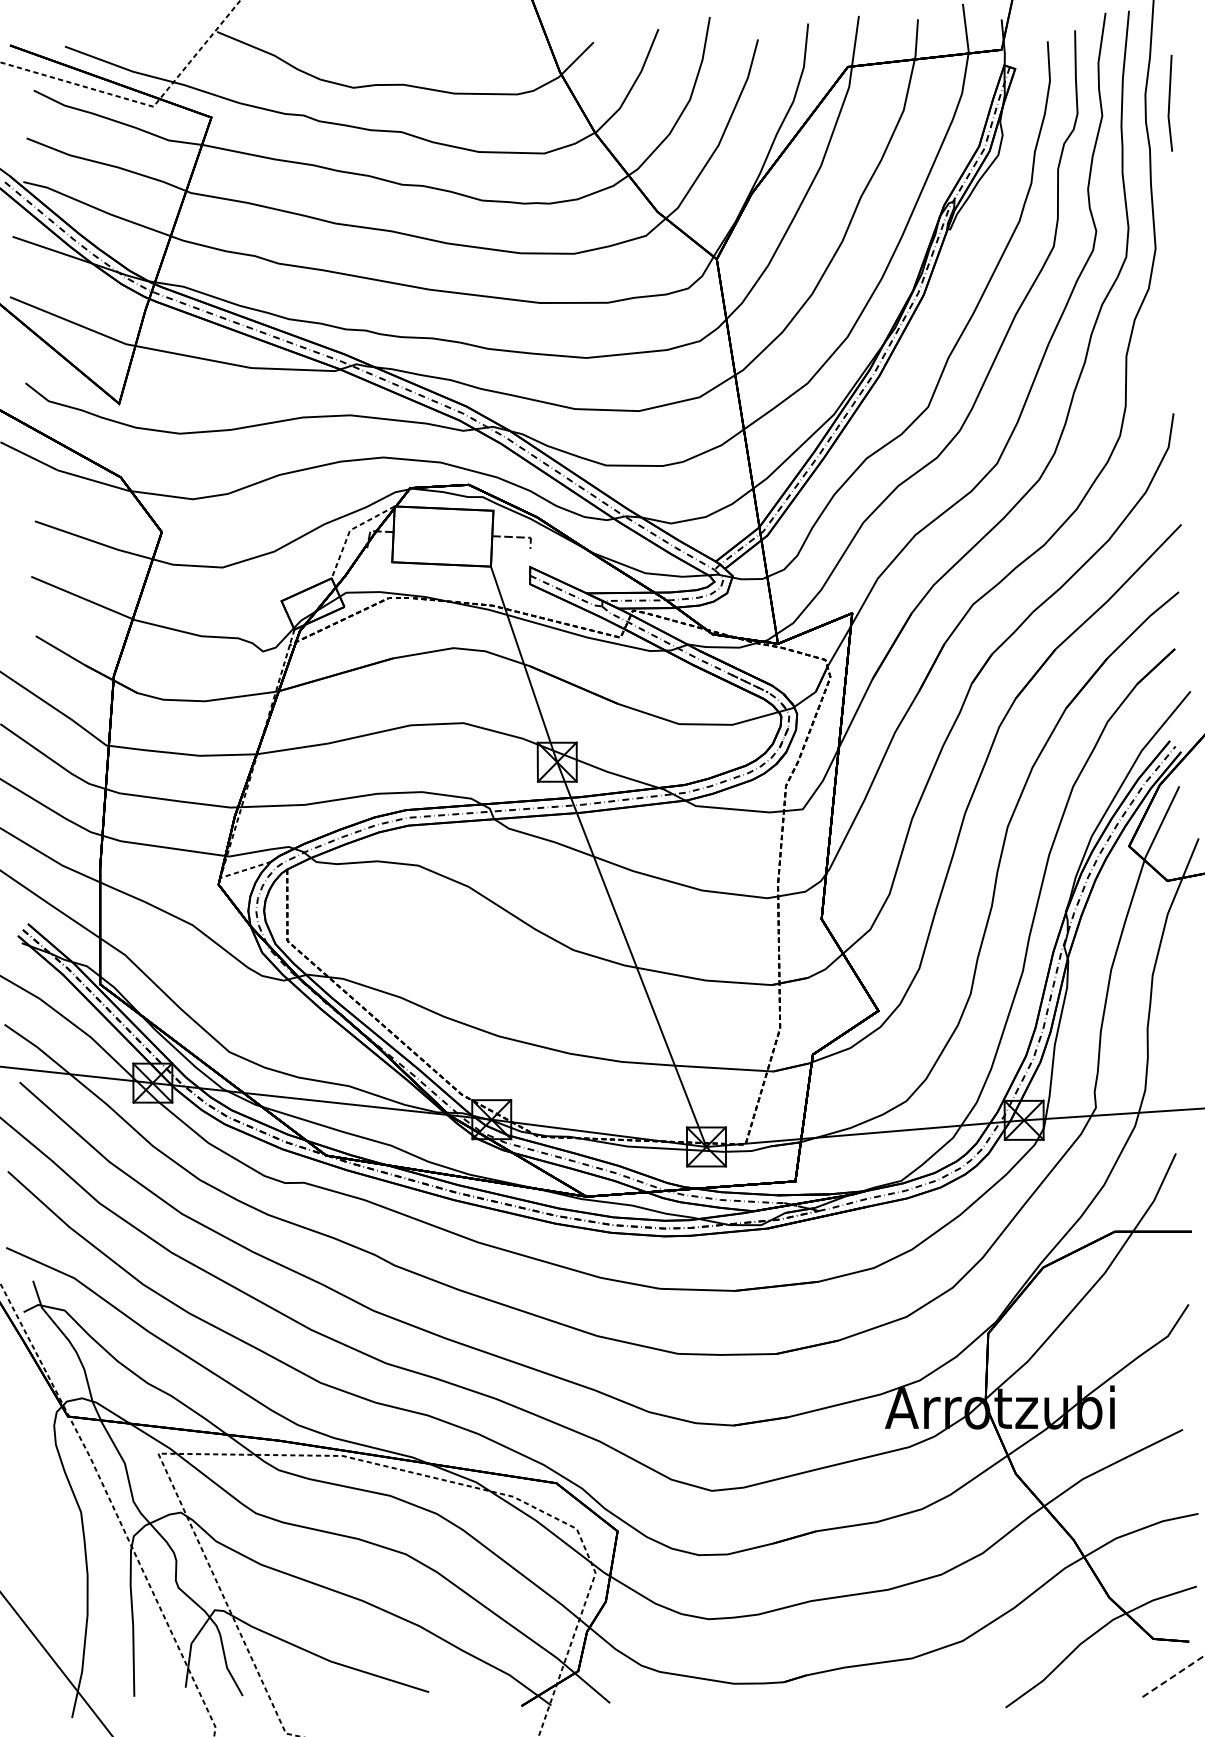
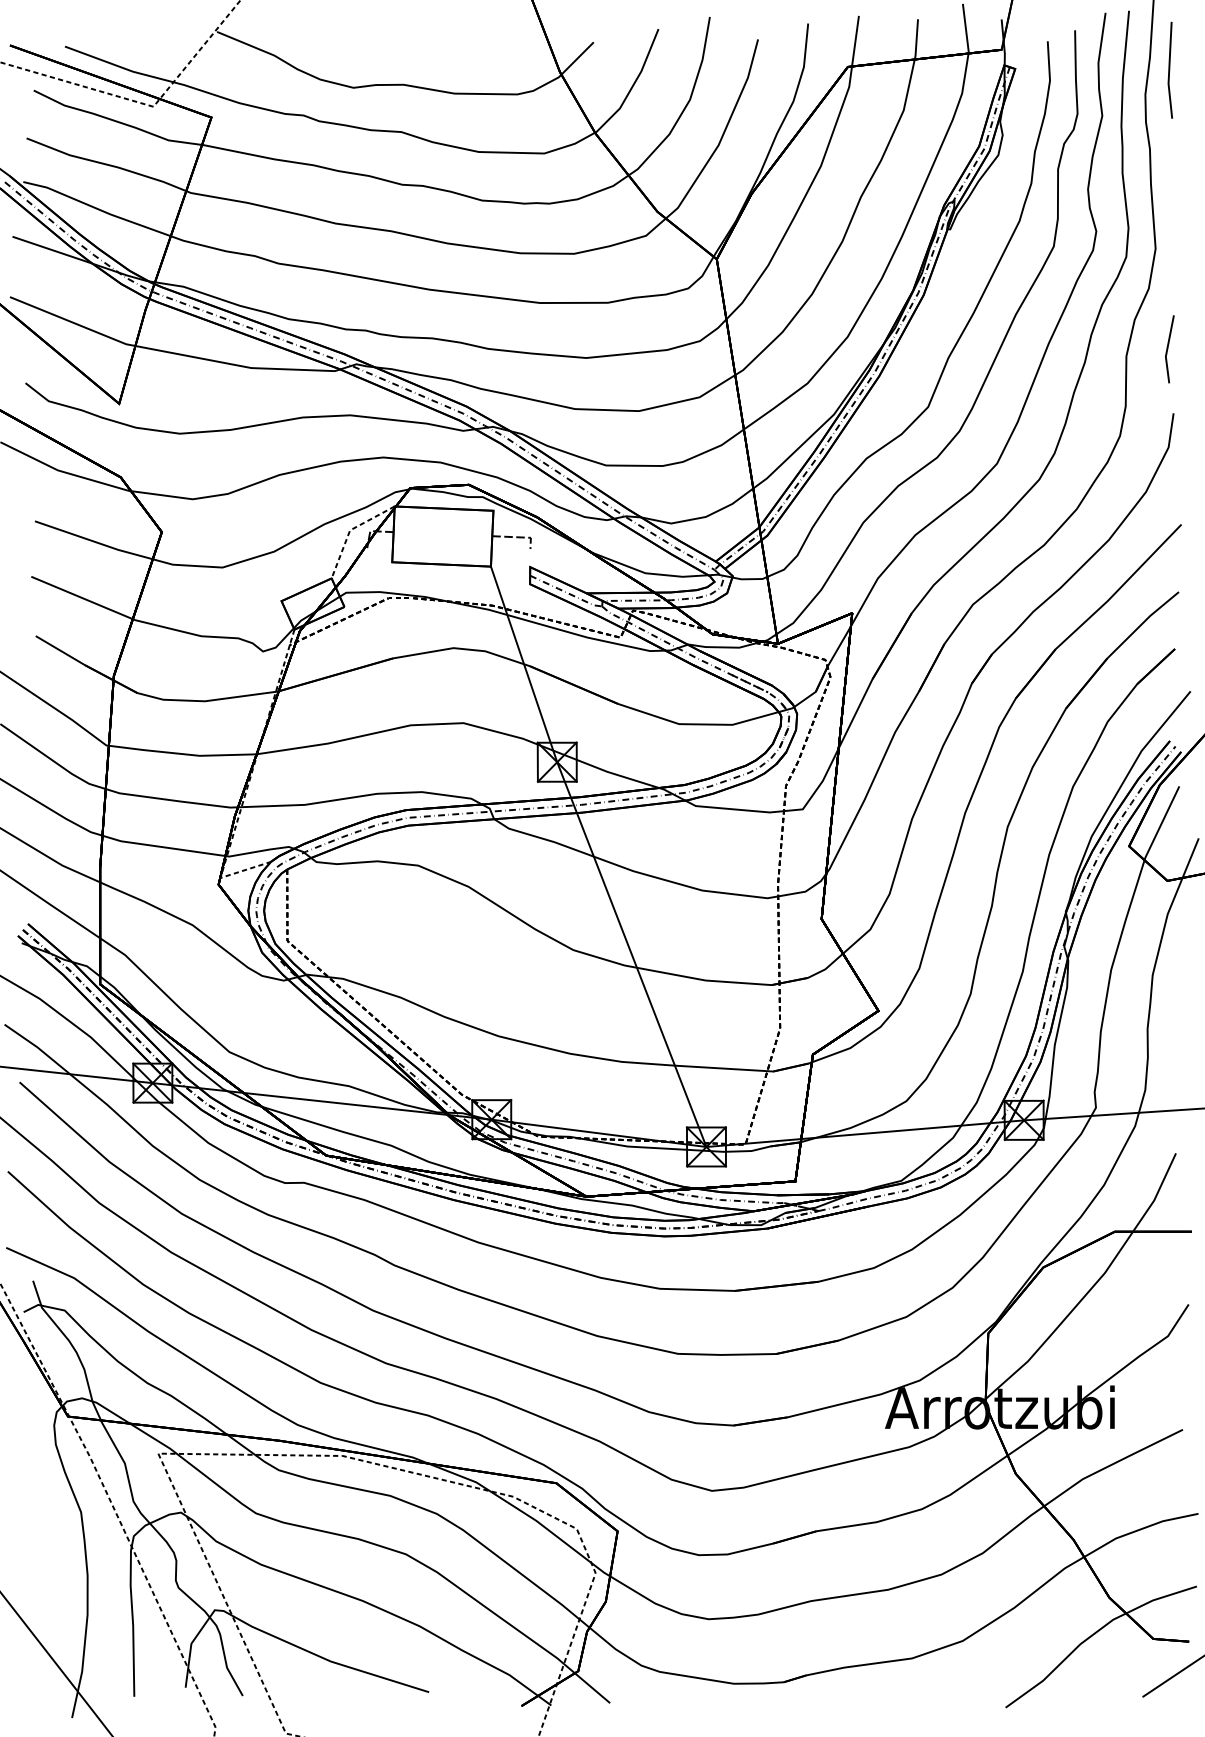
line position: (1169, 102) -> (1169, 69) (1169, 69)
line: none -> present (1168, 349)
line: dashed -> solid (1174, 1676)
